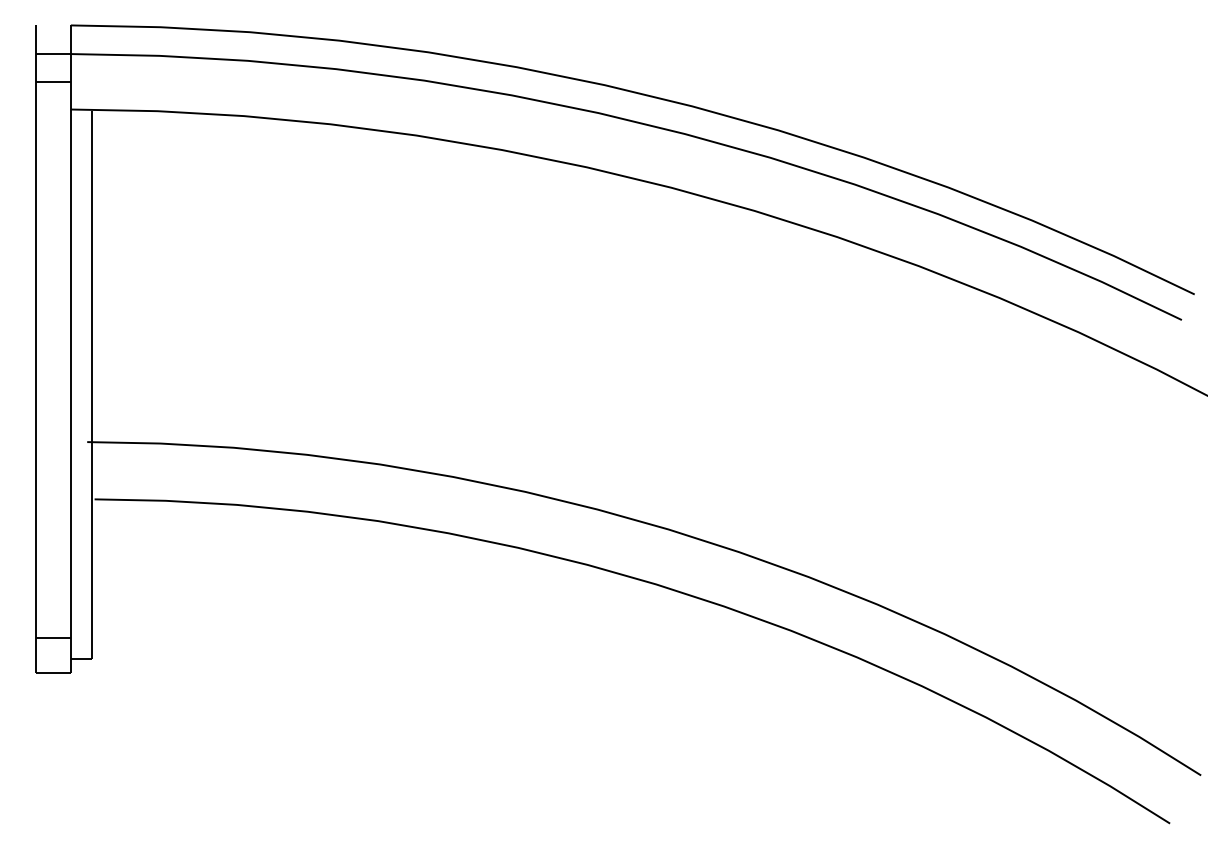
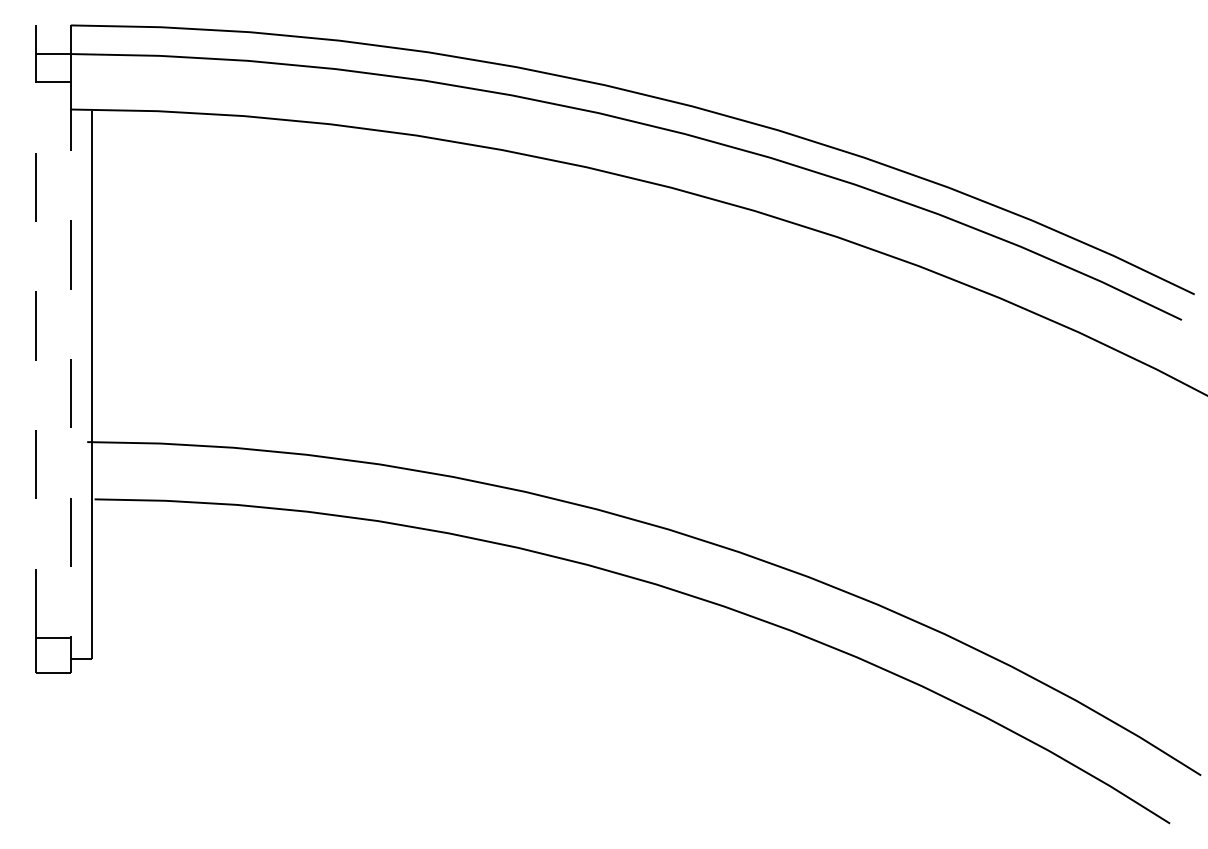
line: solid -> dashed (36, 359)
line: solid -> dashed (70, 360)
